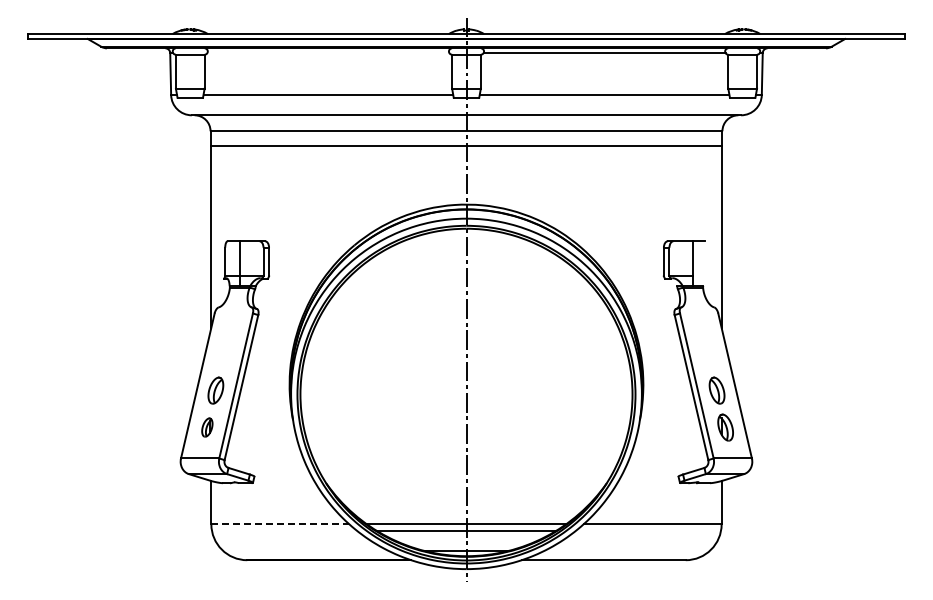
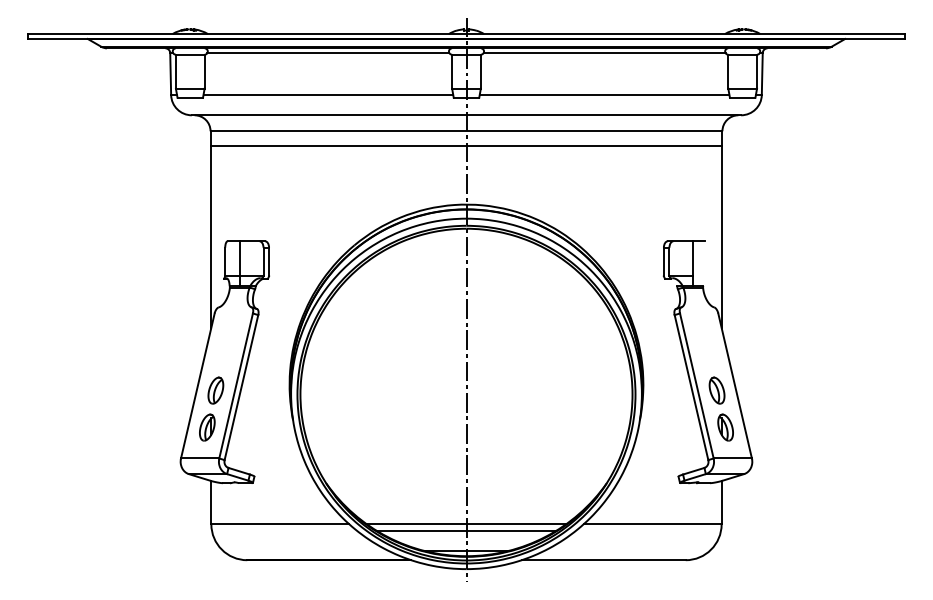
line: none -> present (328, 53)
part size: 13x21 px -> 17x29 px (207, 427)
line: dashed -> solid (280, 524)
